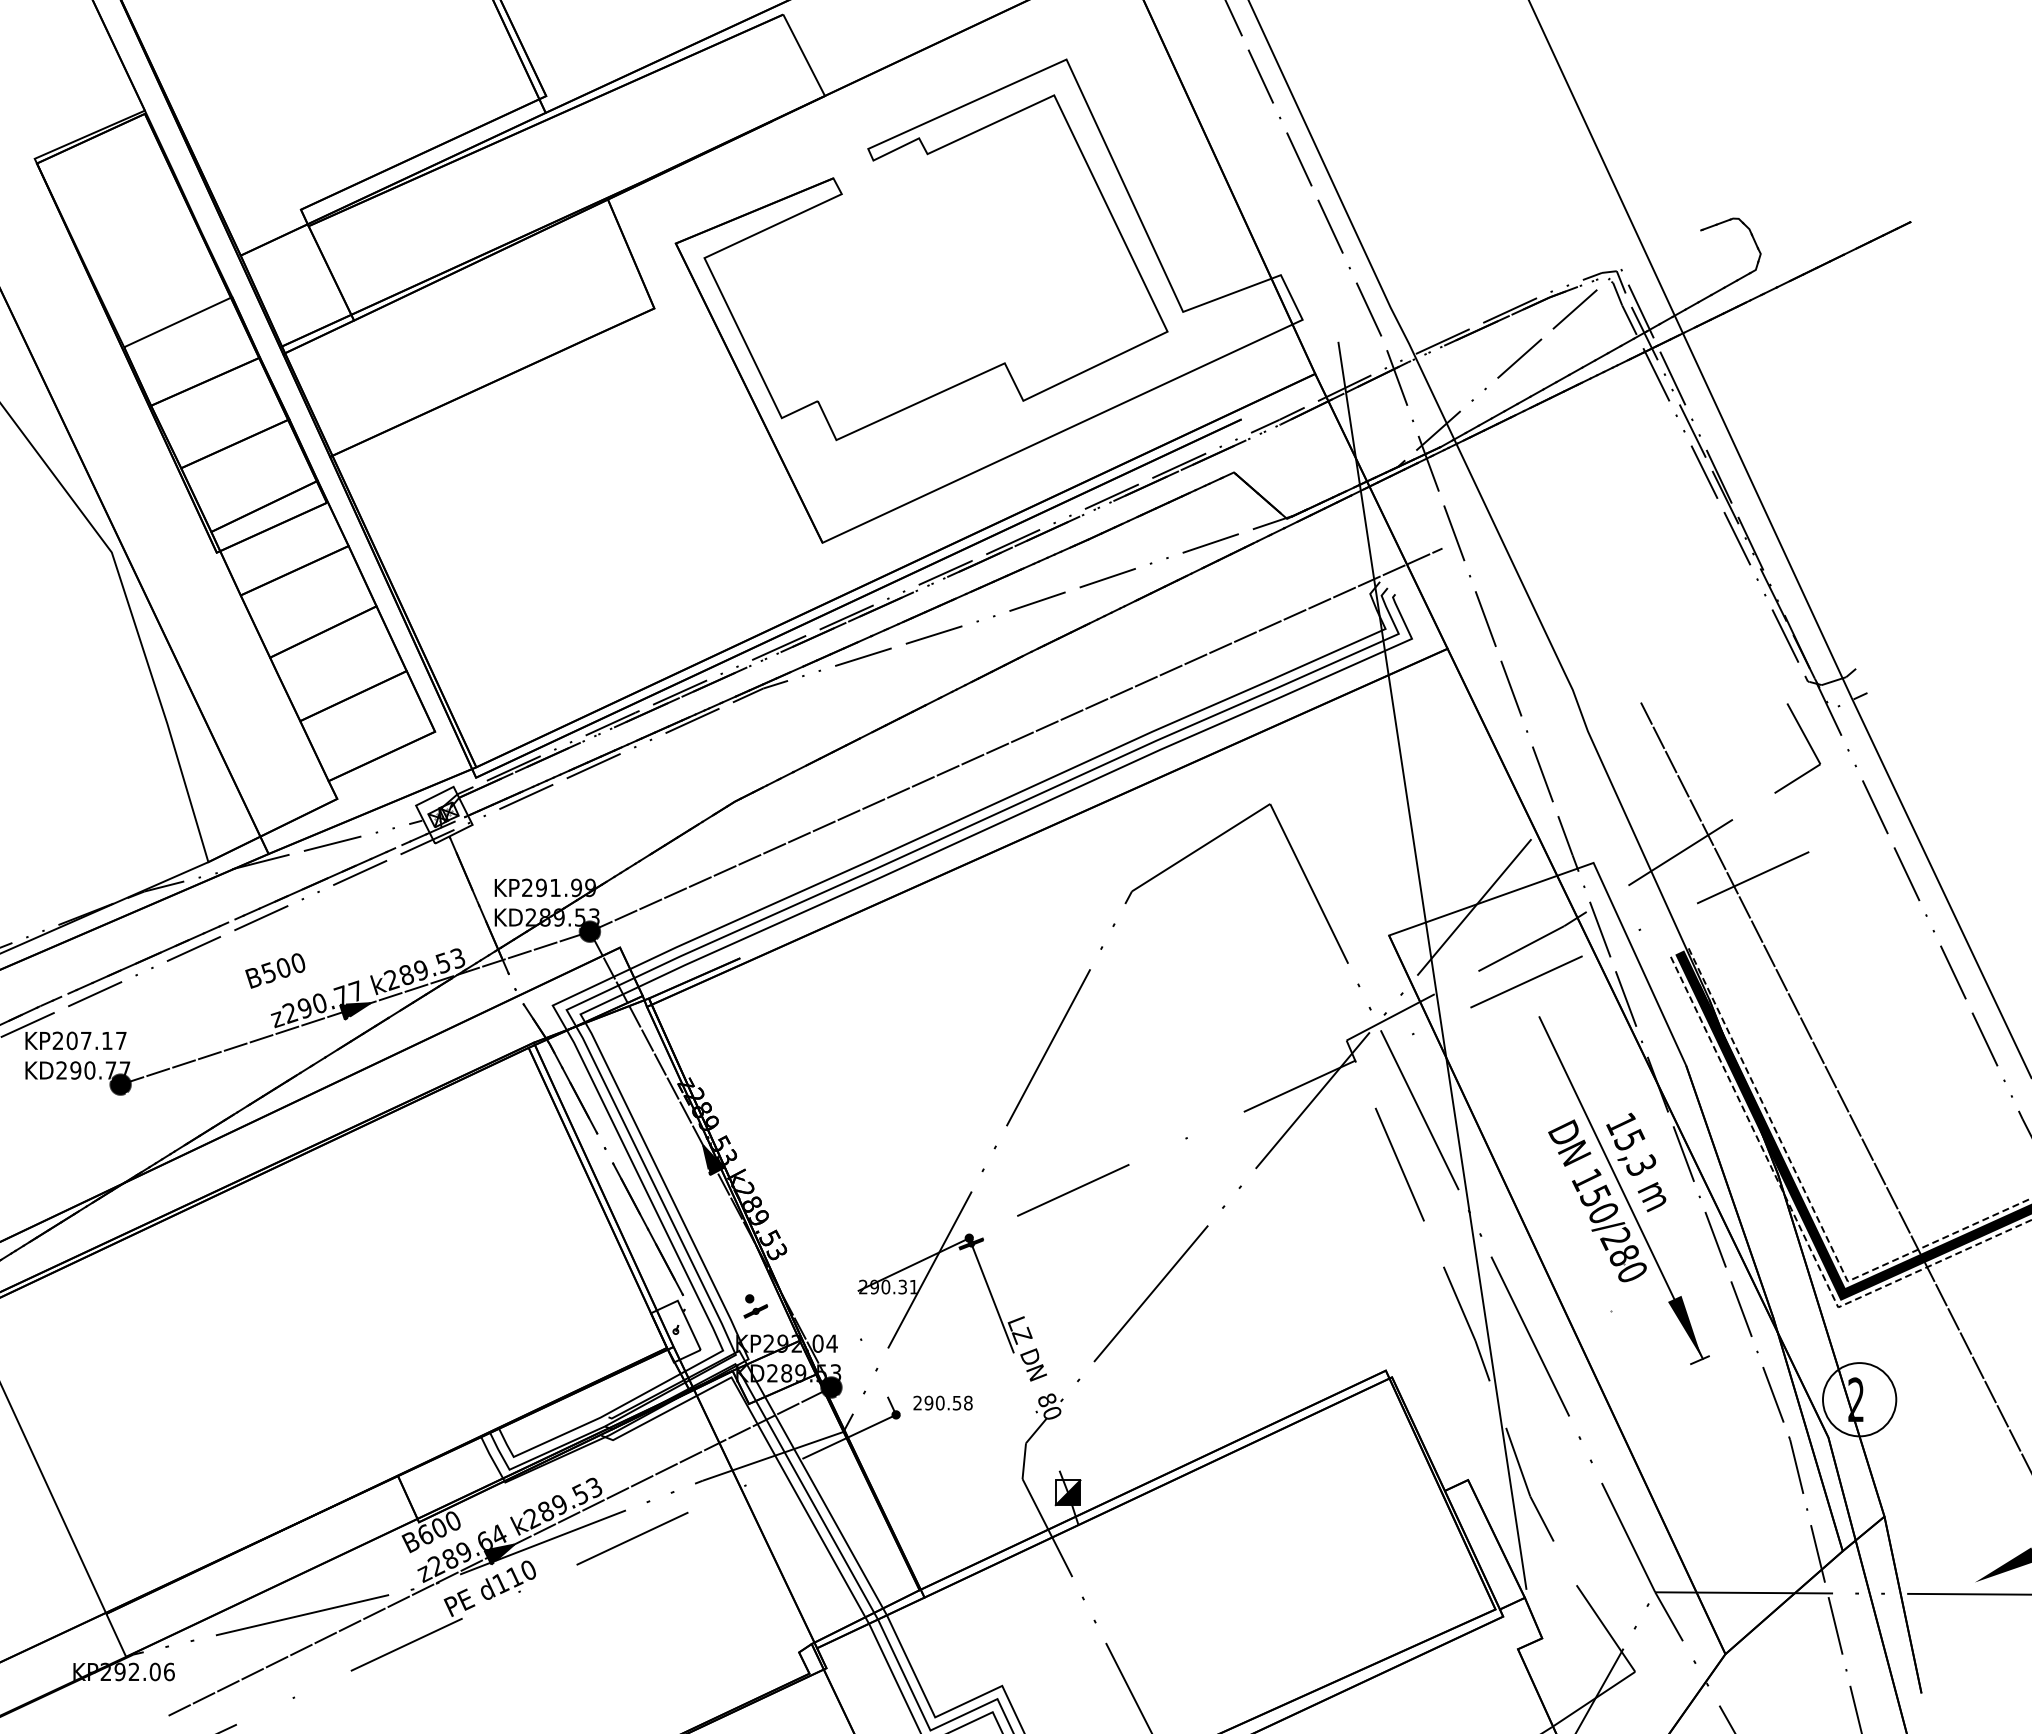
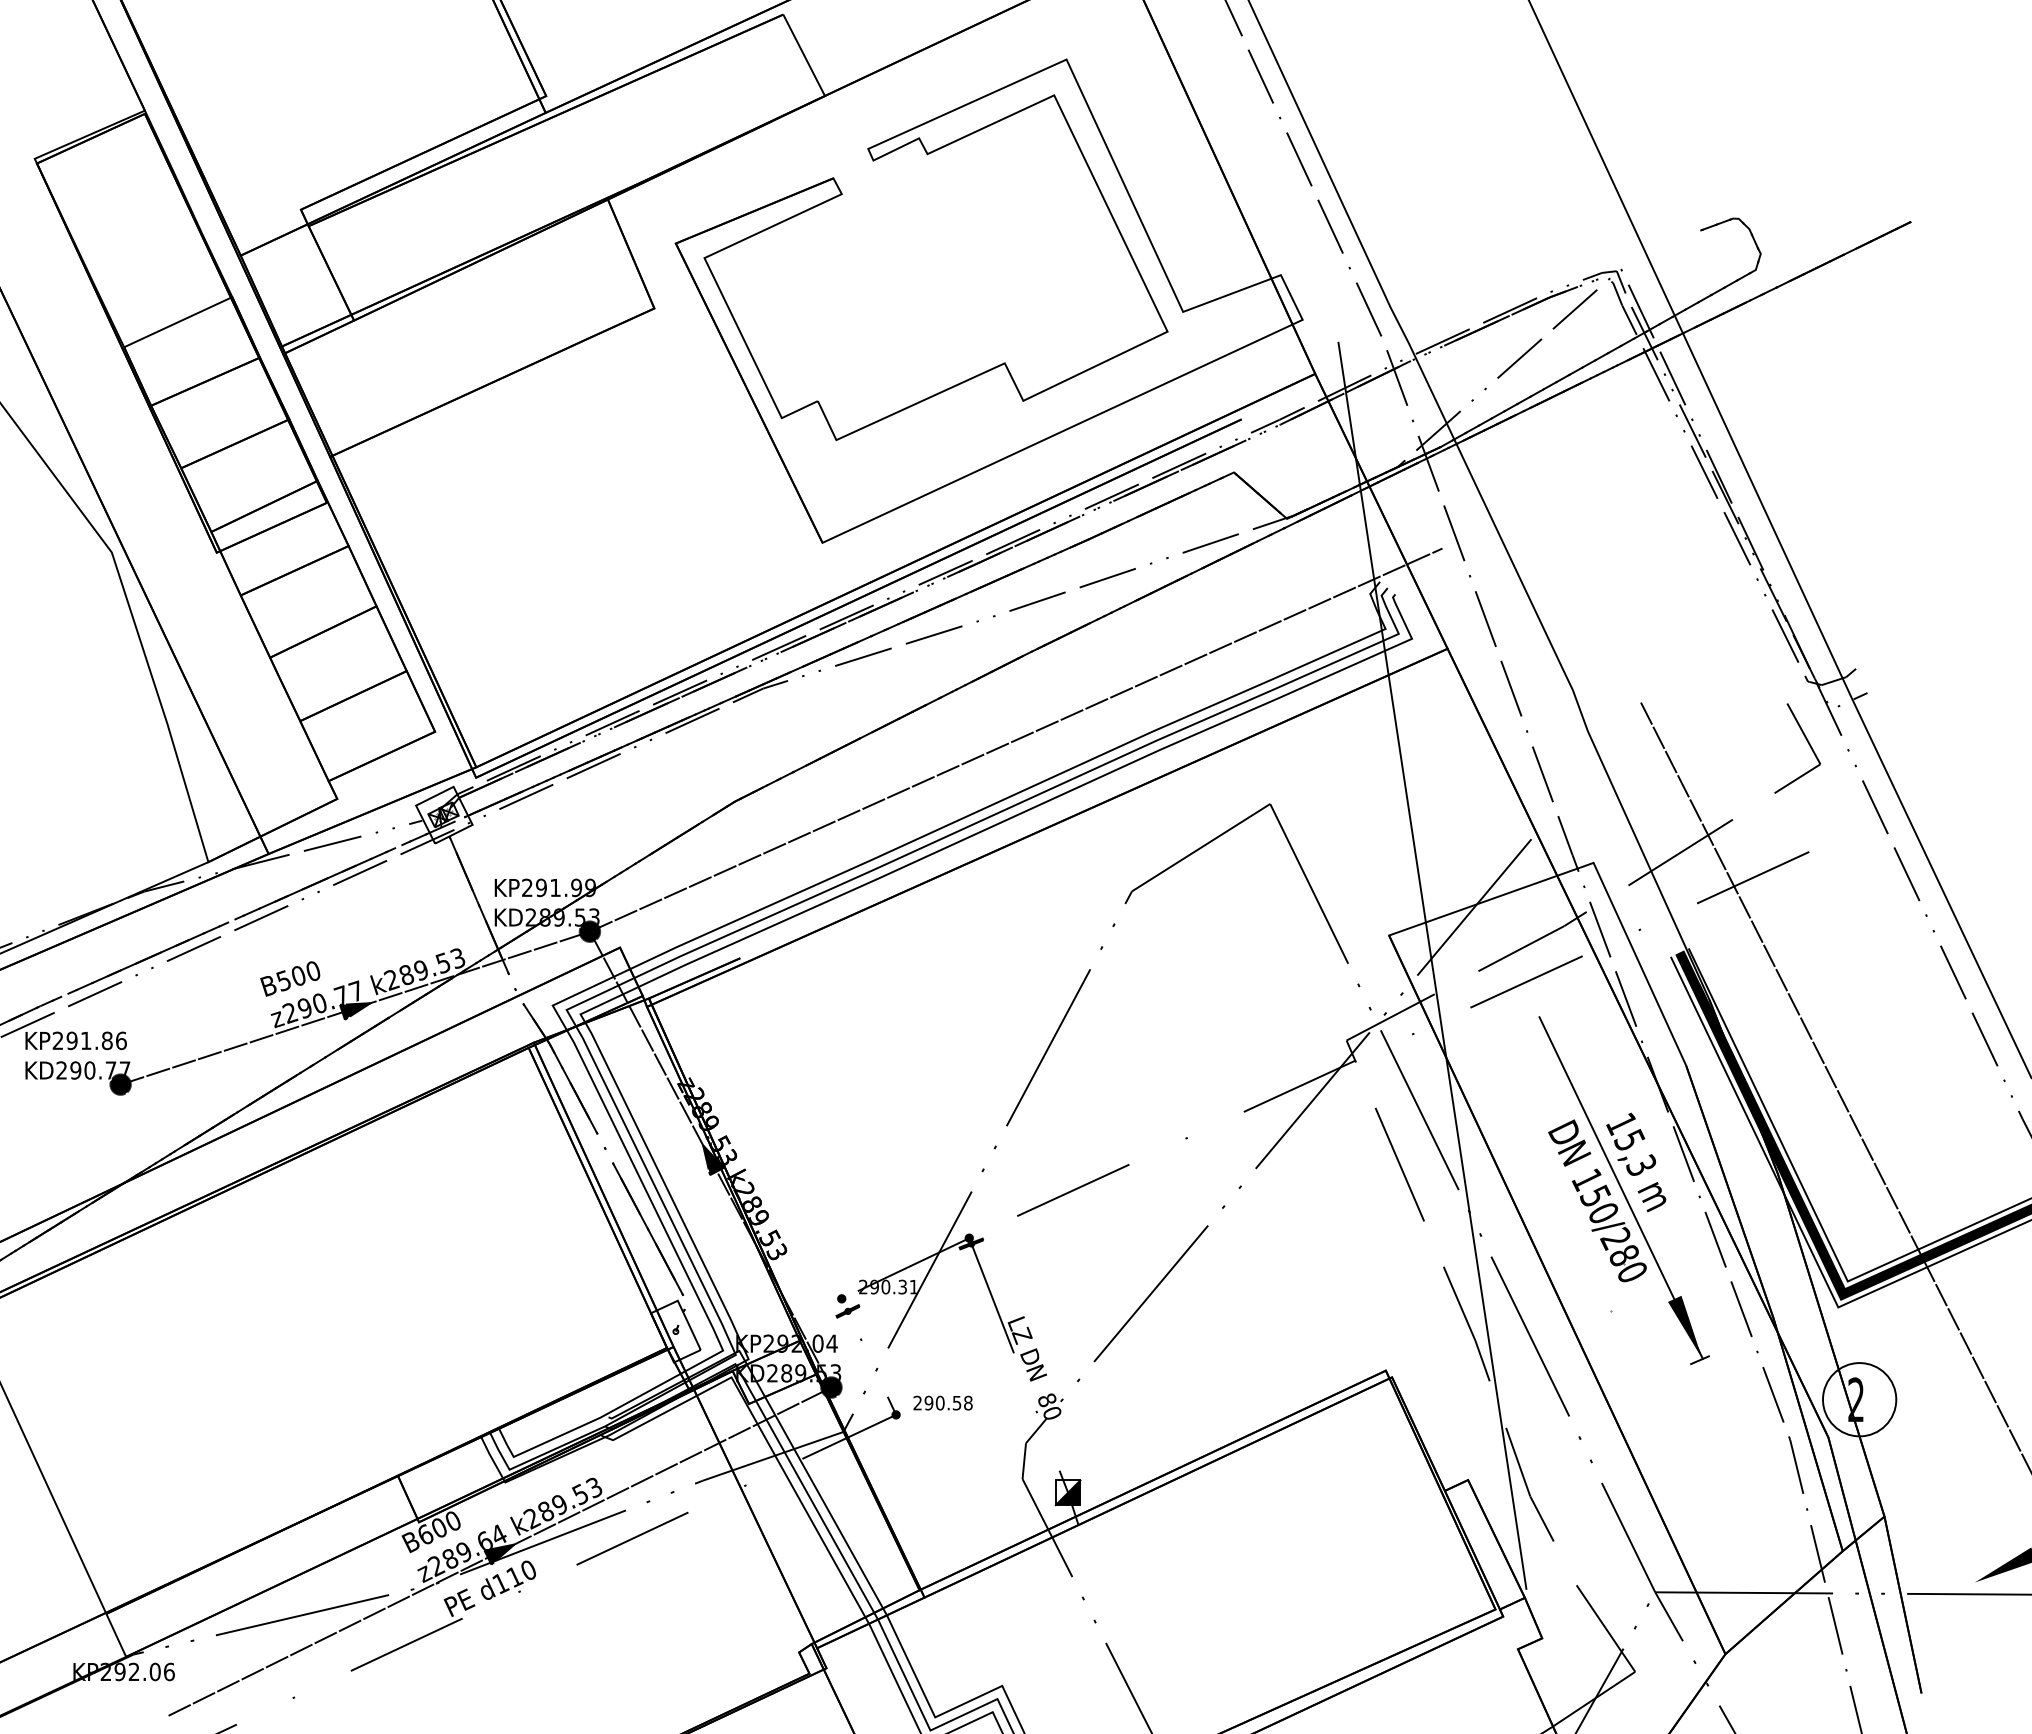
text position: (275, 970) -> (290, 978) (290, 978)
text: KP207.17 -> KP291.86 (96, 1040)
line: dashed -> solid (1812, 1206)
line: dashed -> solid (1800, 1228)
part position: (755, 1306) -> (847, 1306) (847, 1306)
